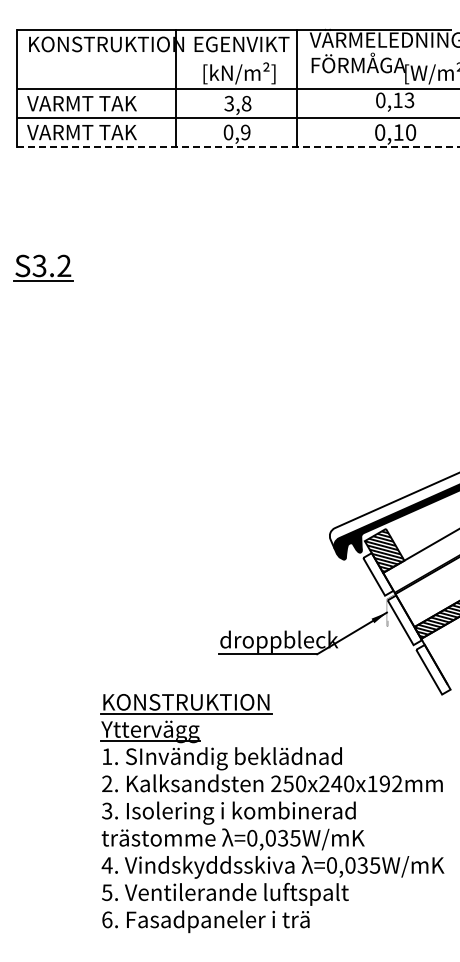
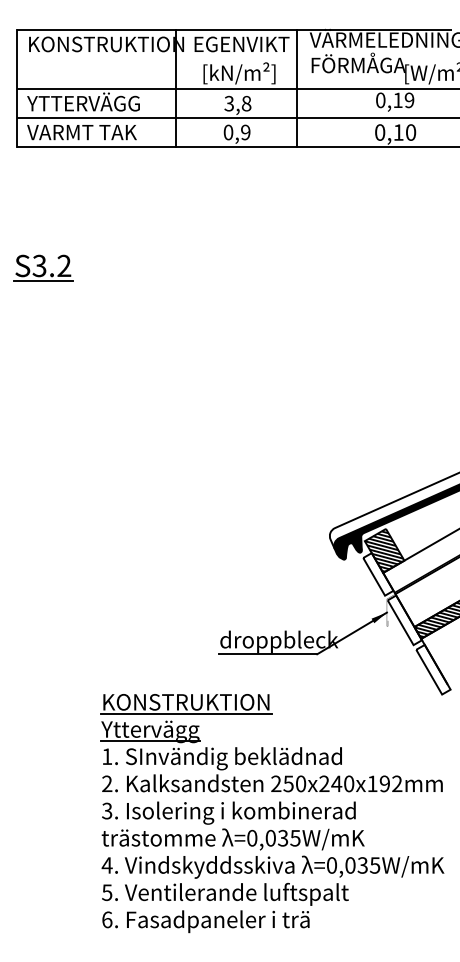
text: 0,13 -> 0,19 (409, 100)
text: VARMT TAK -> YTTERVÄGG (83, 101)
line: dashed -> solid (238, 146)
